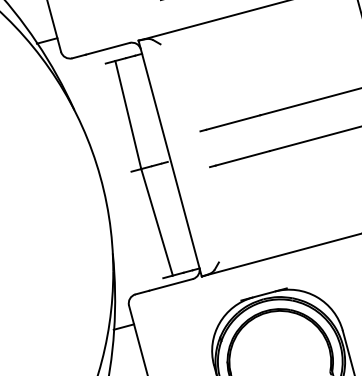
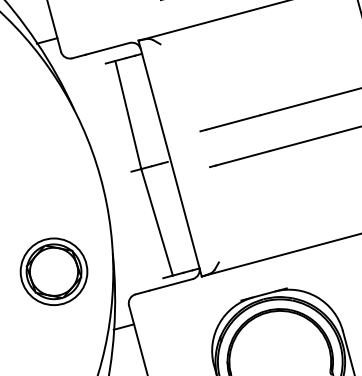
part: none -> present (53, 271)
